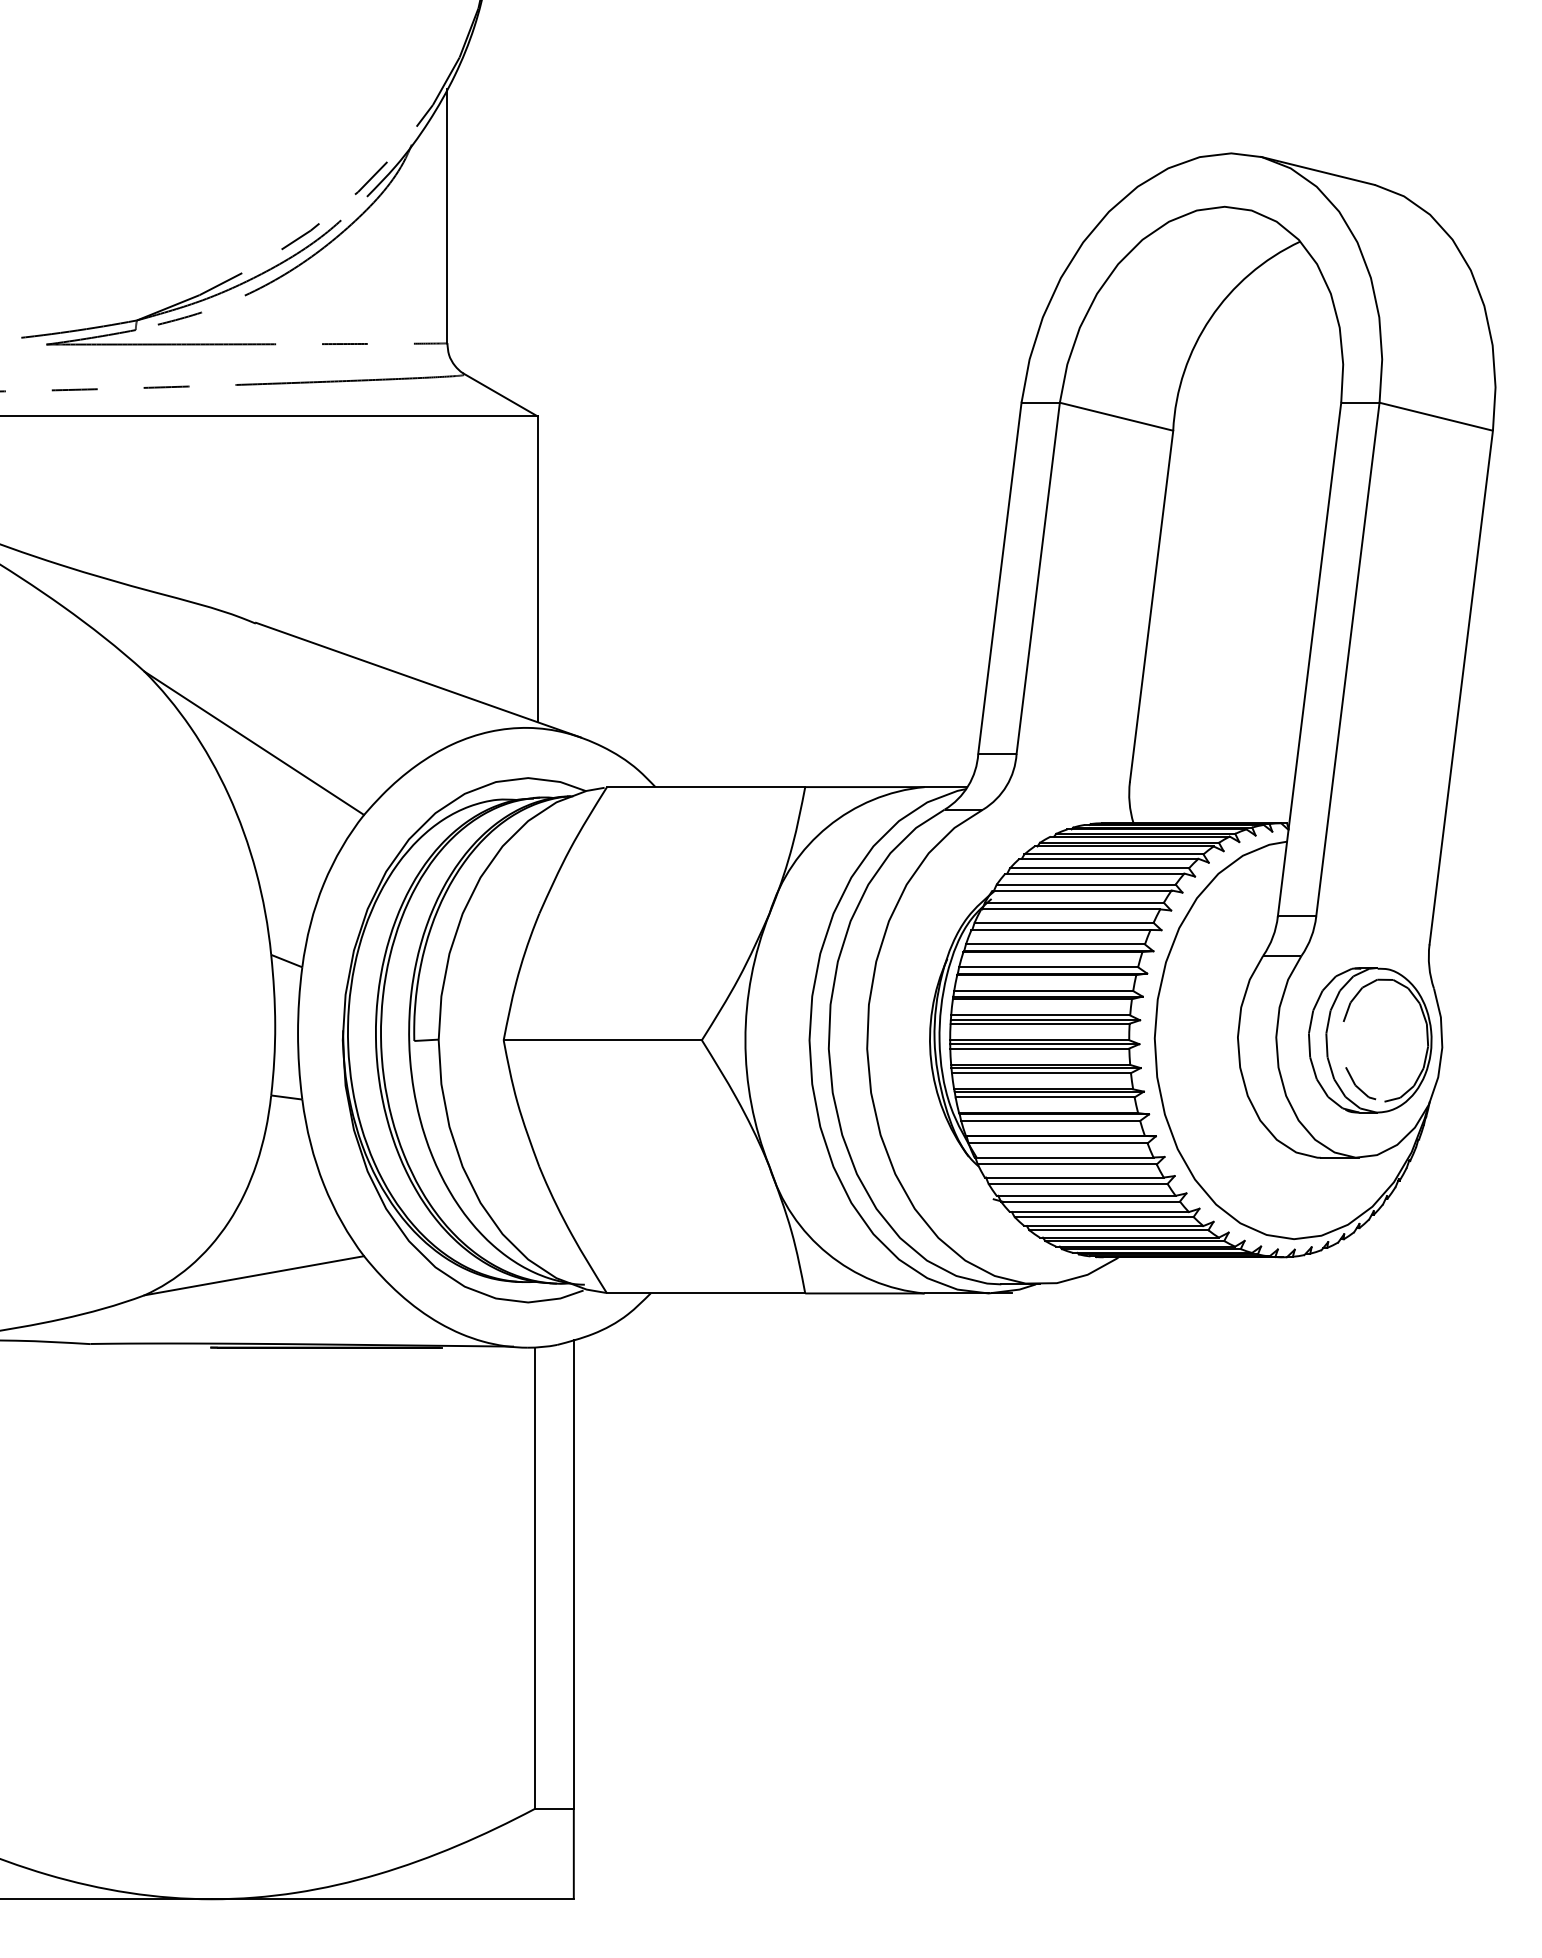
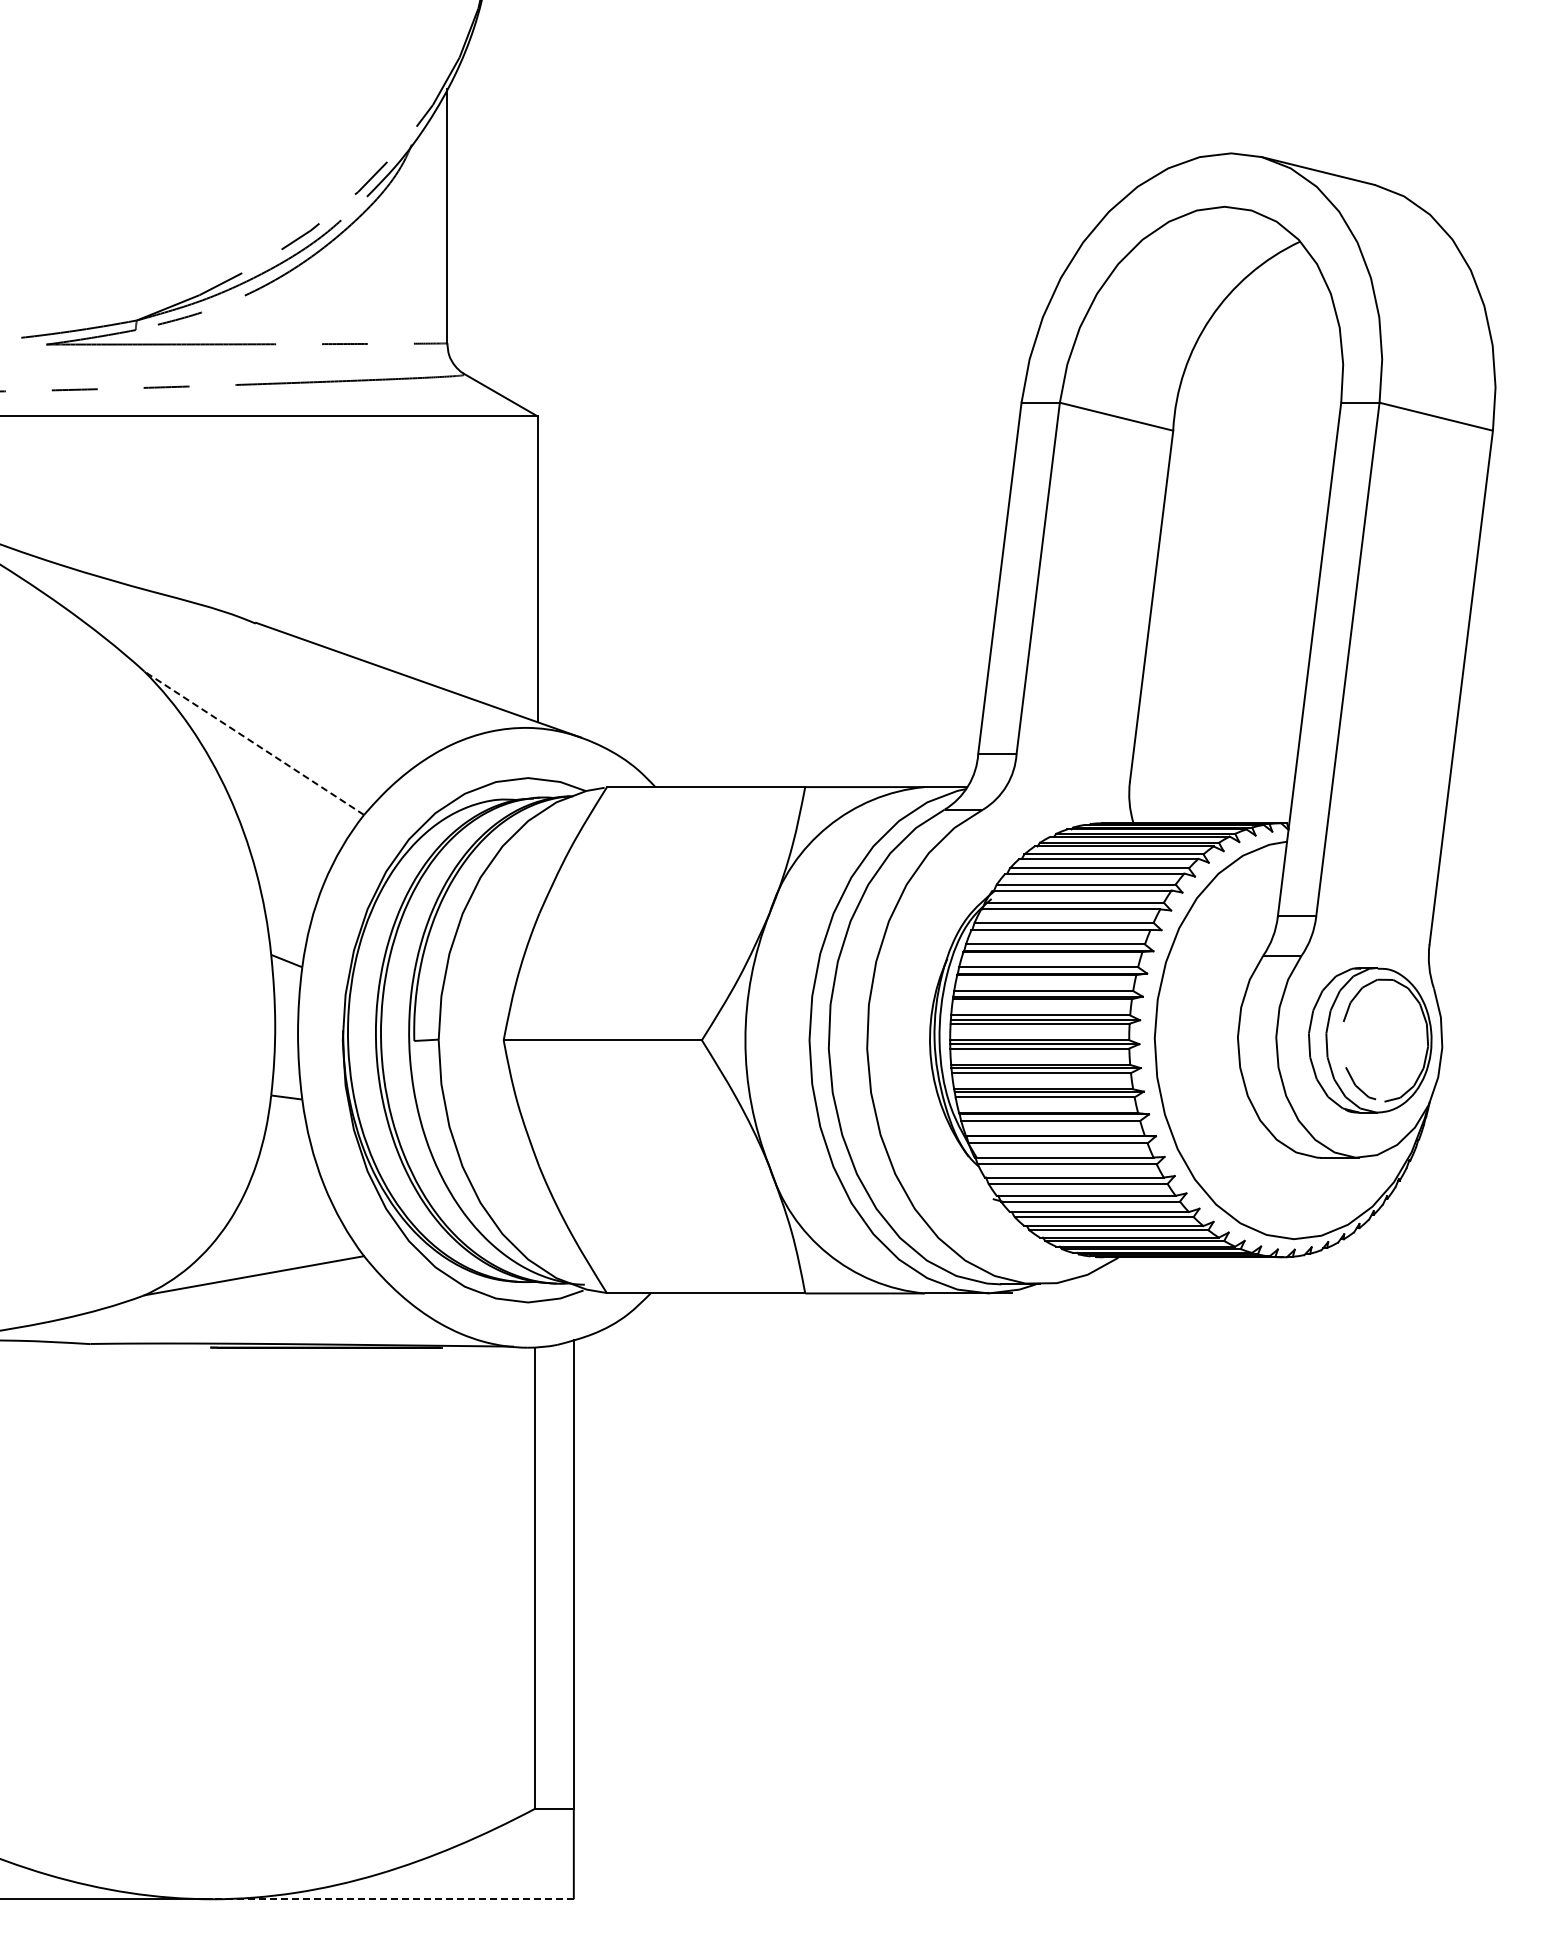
line: solid -> dashed (253, 743)
line: solid -> dashed (392, 1899)
